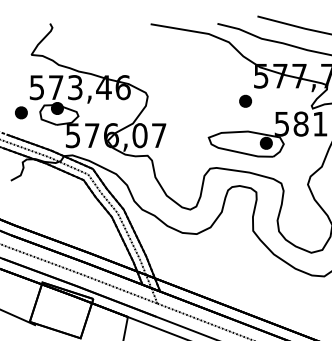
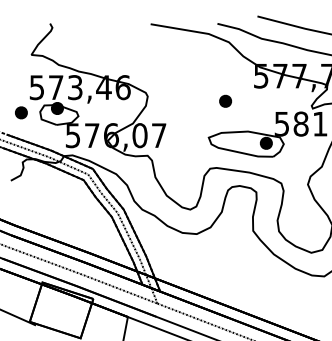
part position: (245, 100) -> (225, 100) (225, 100)
